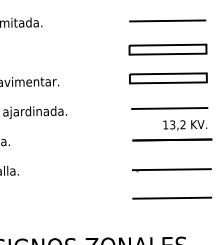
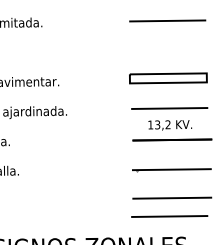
part: present -> none (167, 49)
text position: (185, 125) -> (170, 125) (170, 125)
line: none -> present (169, 216)
